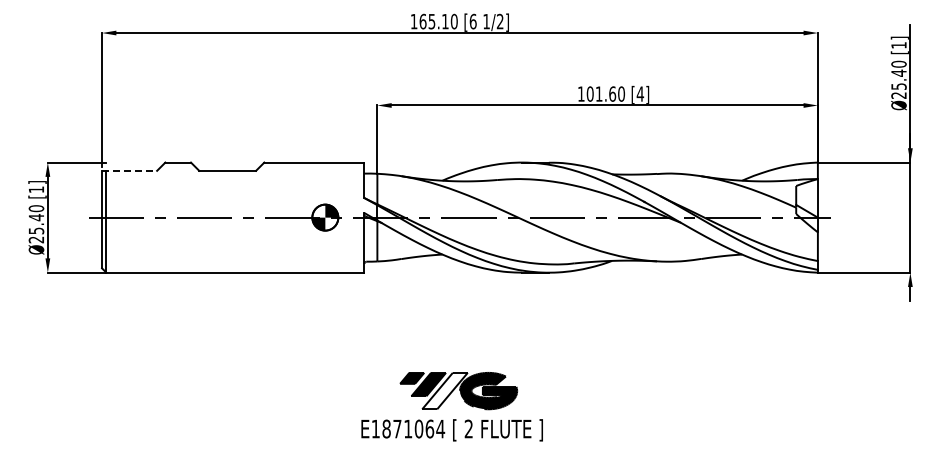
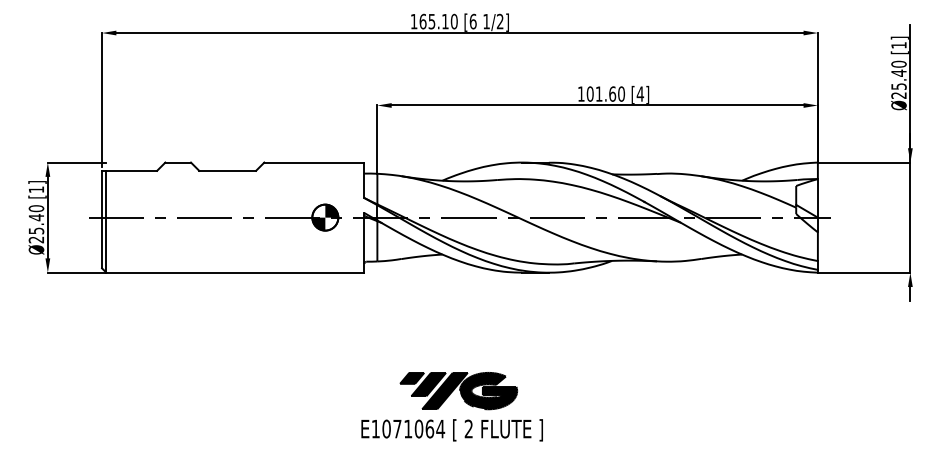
line: dashed -> solid (129, 170)
fill: none -> present (444, 390)
text: E1871064 -> E1071064 (386, 429)
